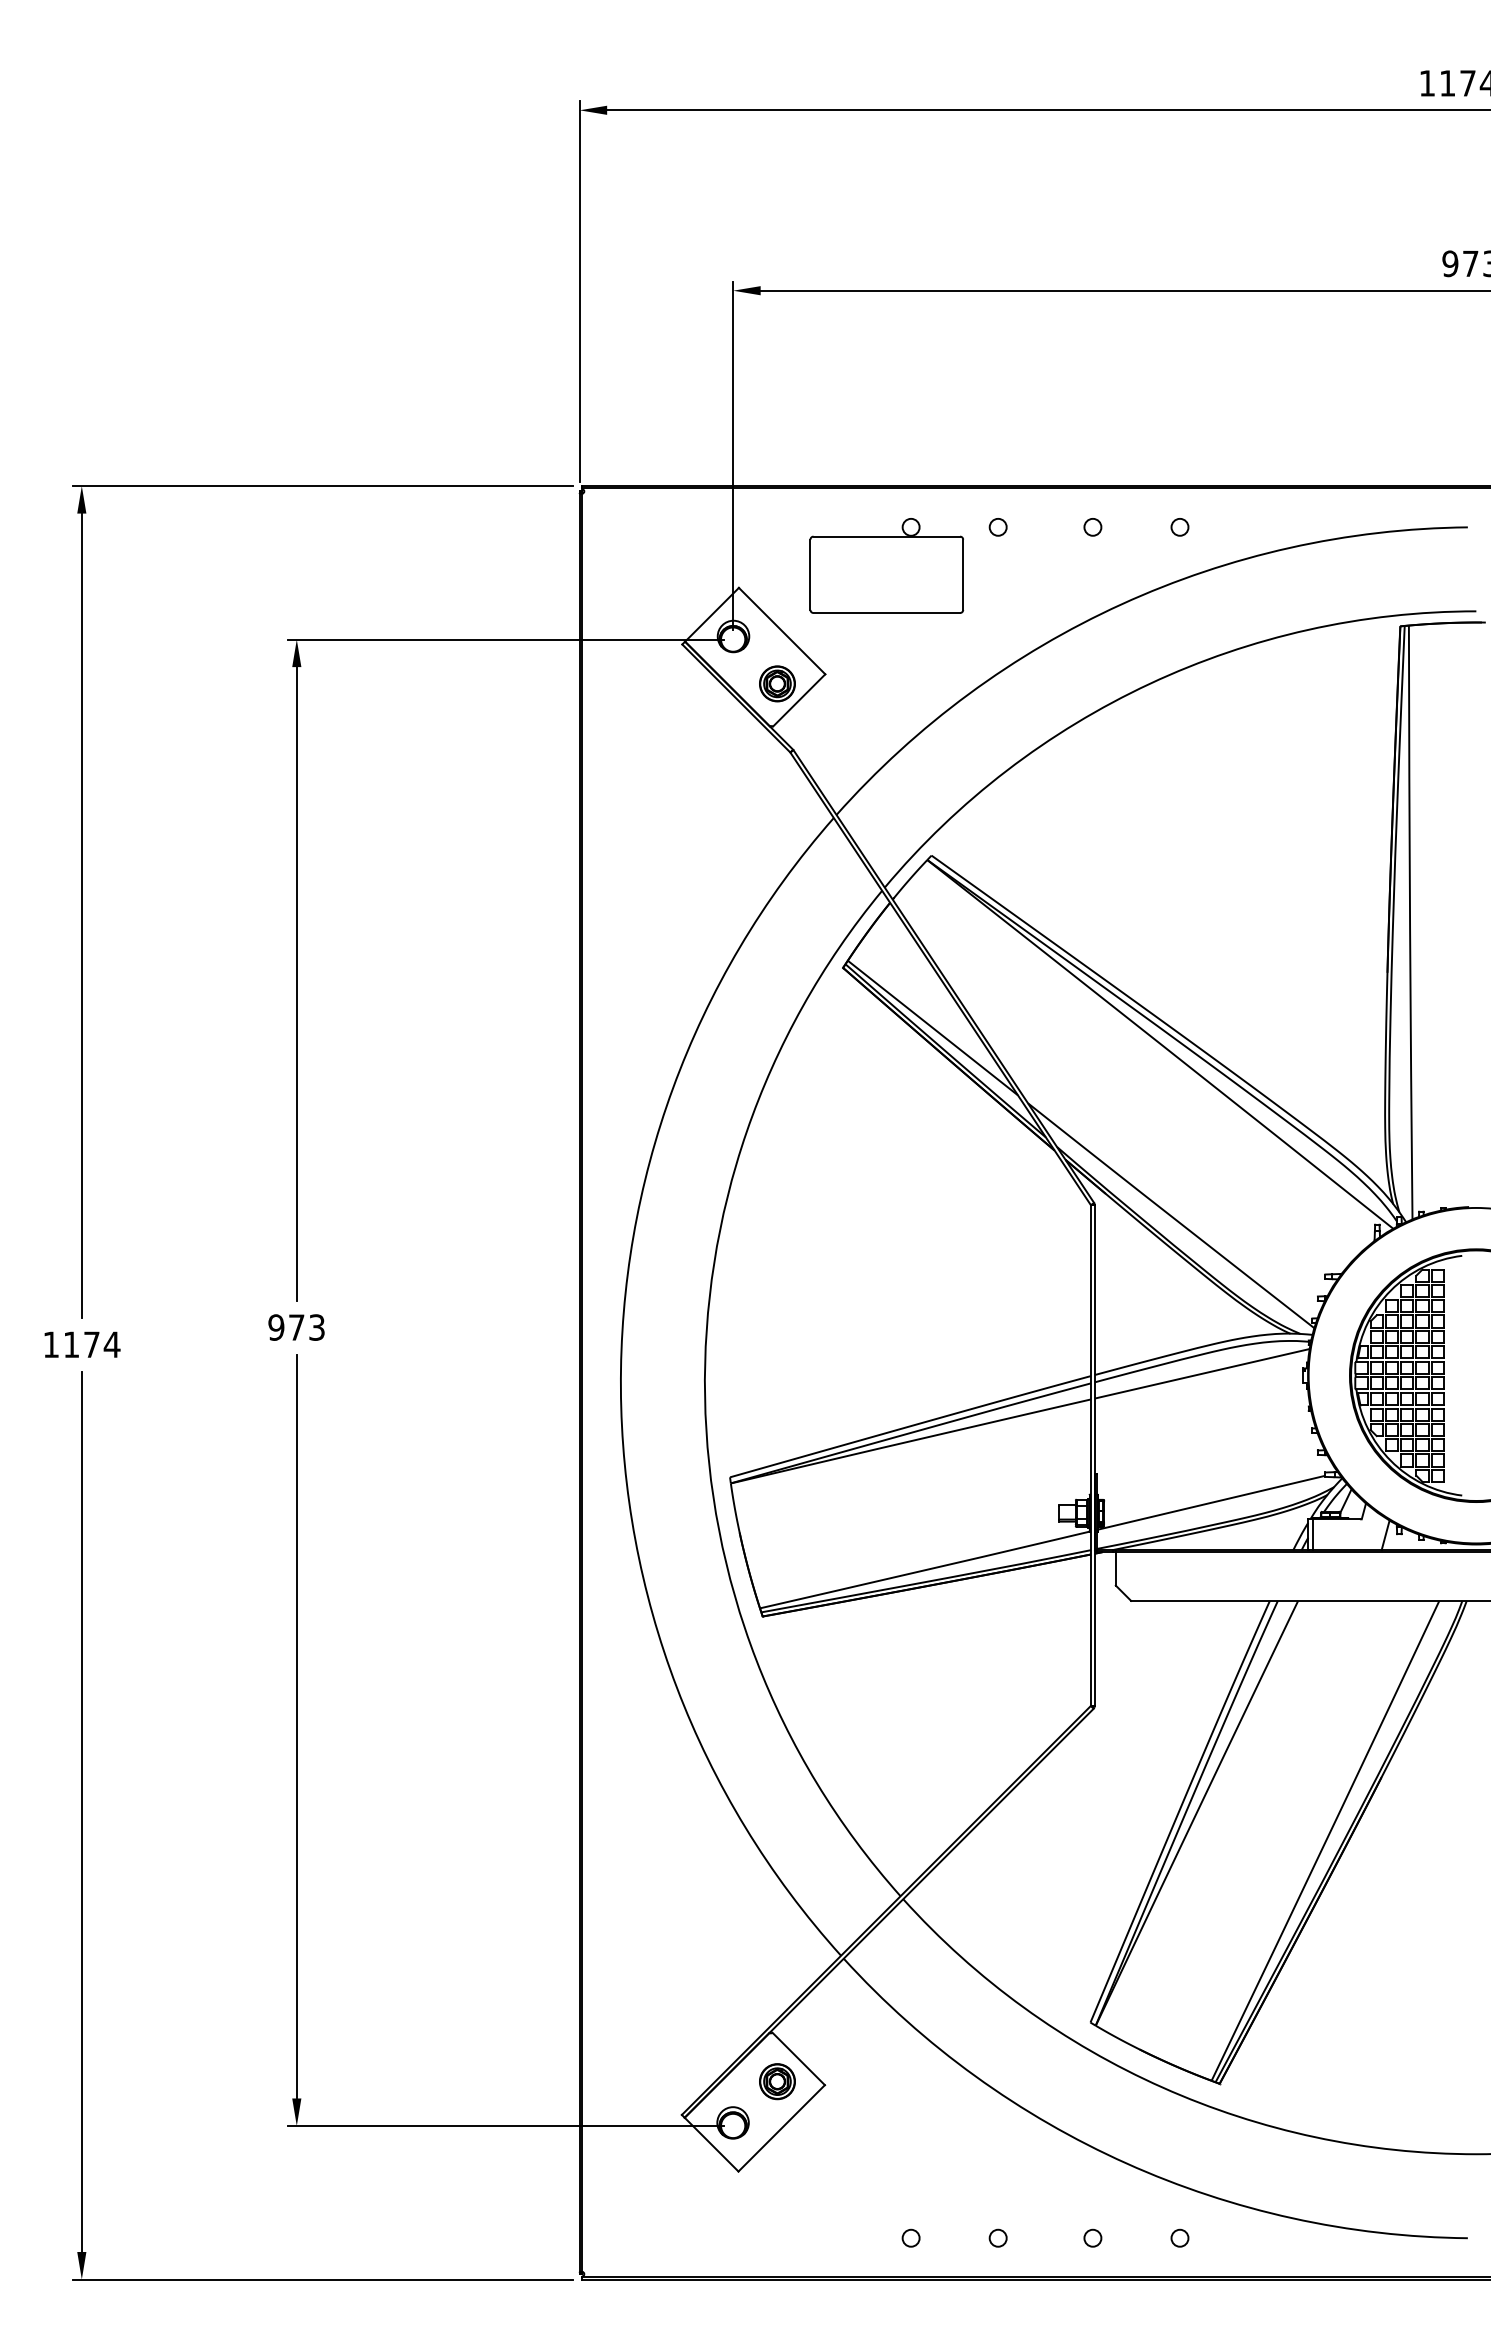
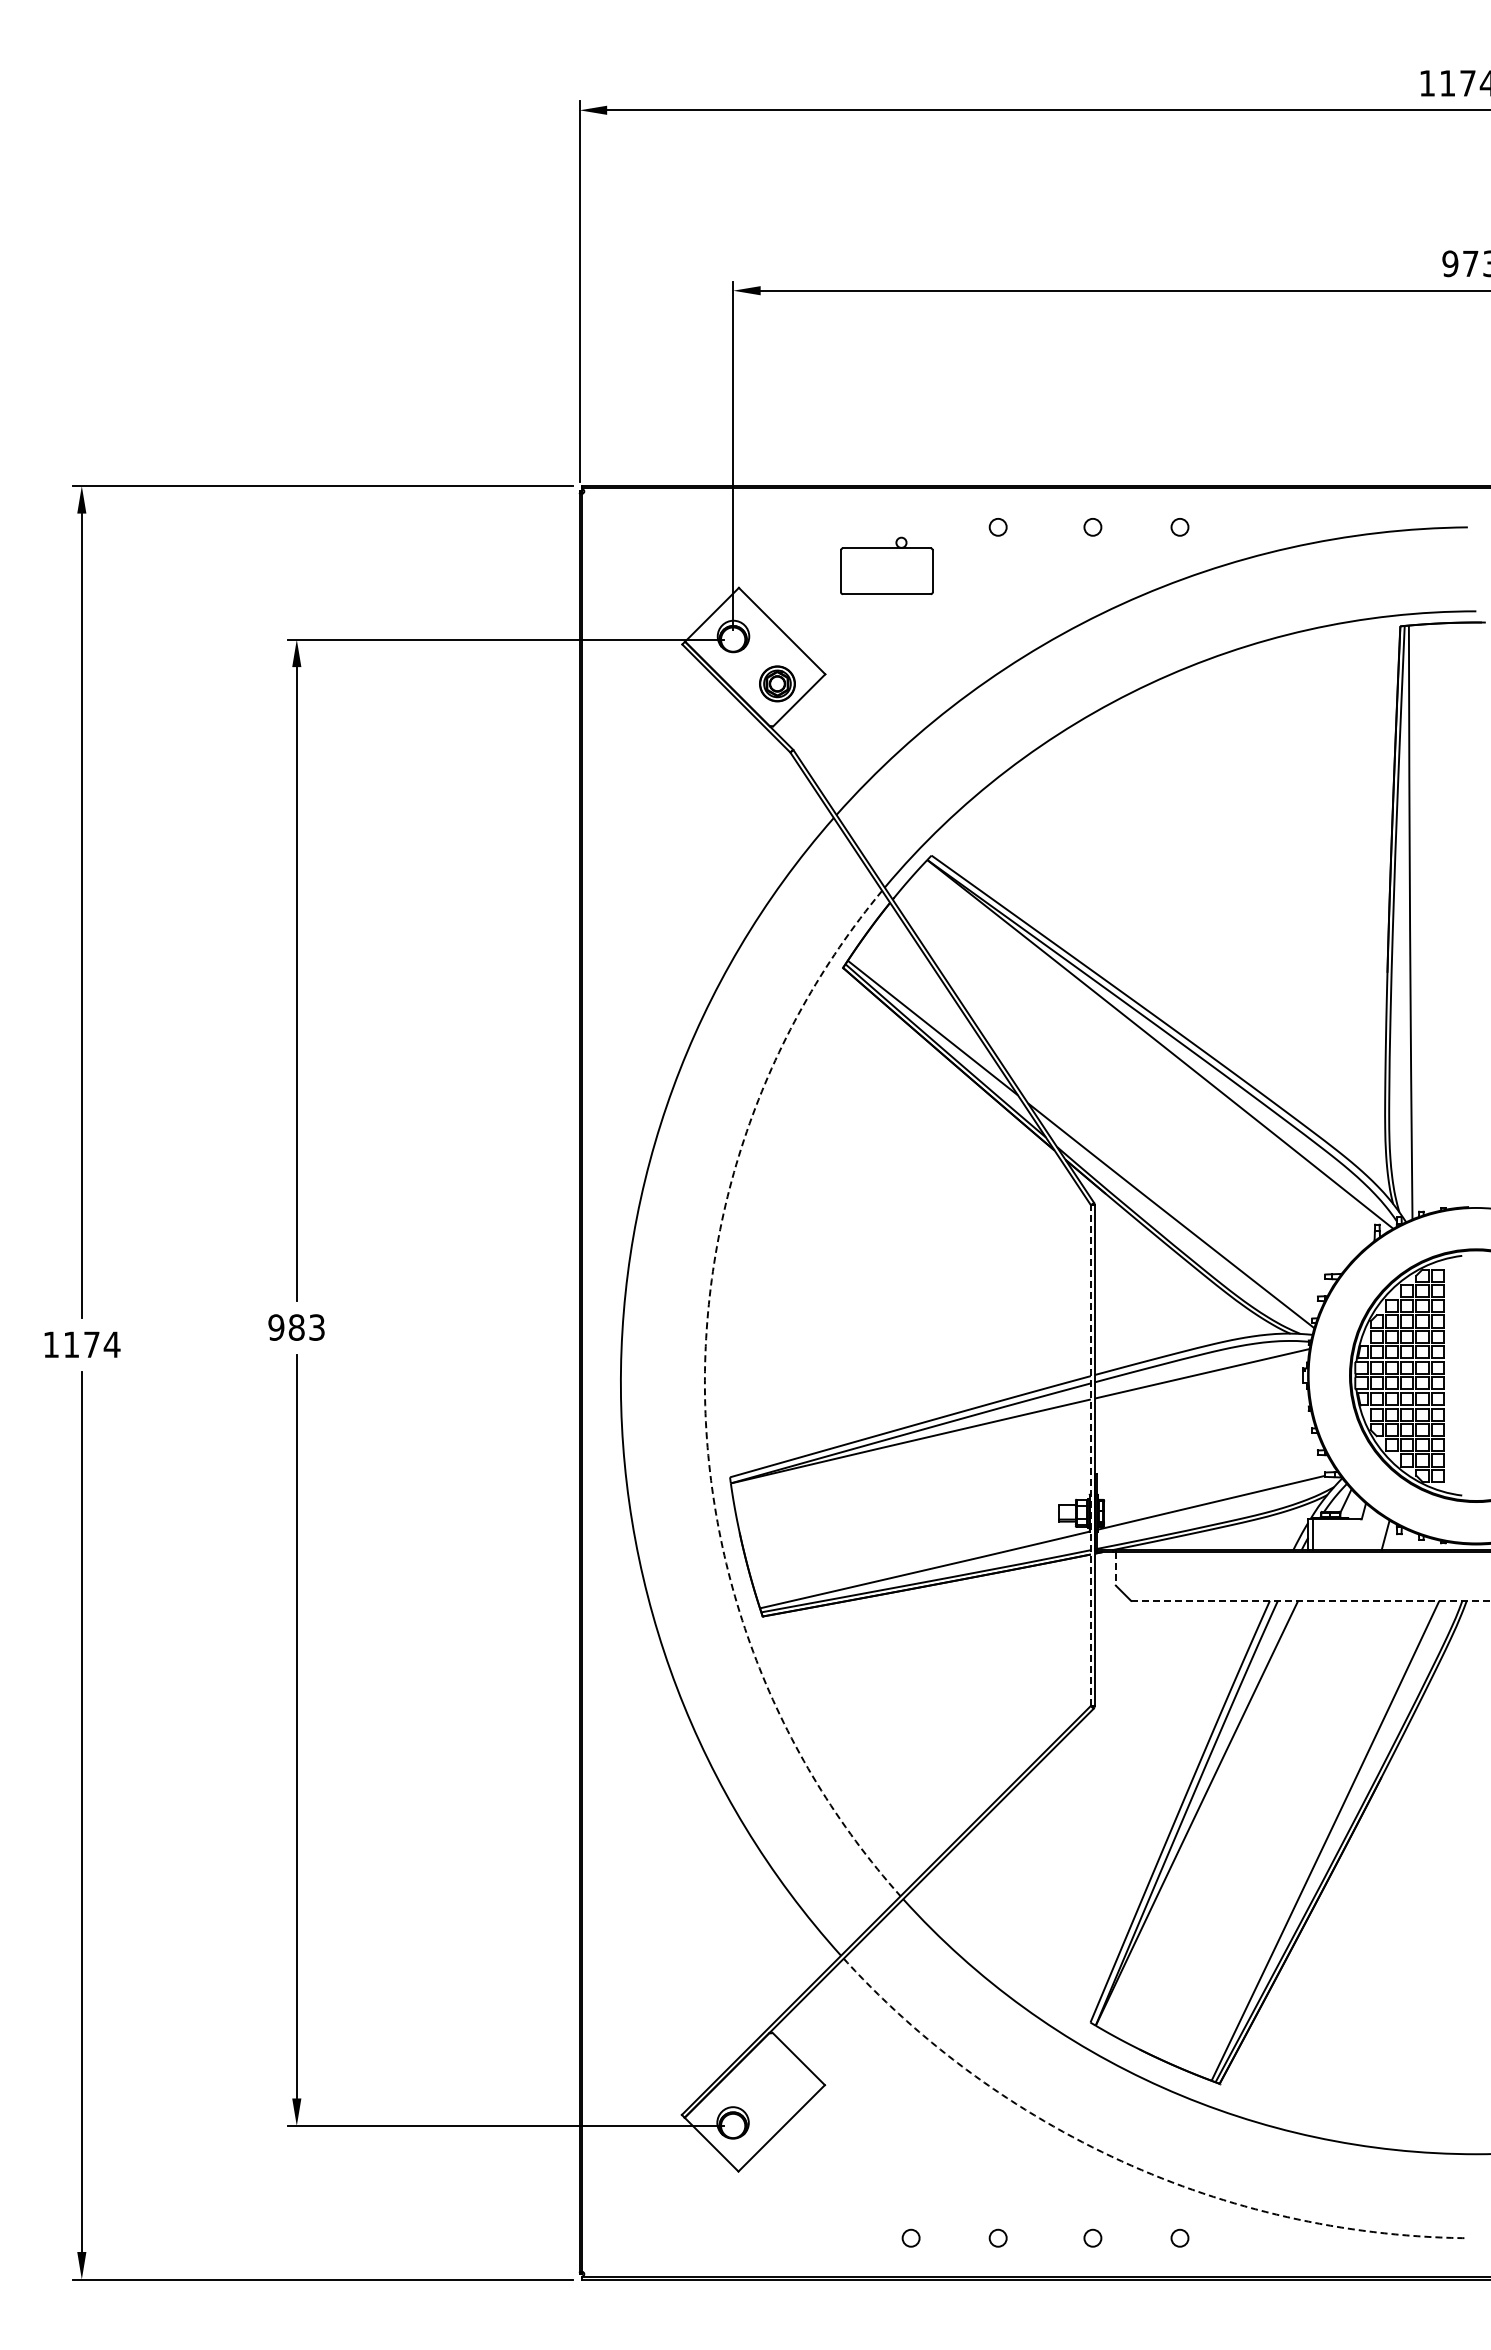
part size: 156x96 px -> 94x59 px (886, 565)
text: 973 -> 983 (296, 1327)
arc: solid -> dashed (705, 1396)
line: solid -> dashed (1090, 1455)
line: solid -> dashed (1115, 1568)
line: solid -> dashed (1310, 1600)
part: present -> none (777, 2081)
arc: solid -> dashed (1126, 2163)
